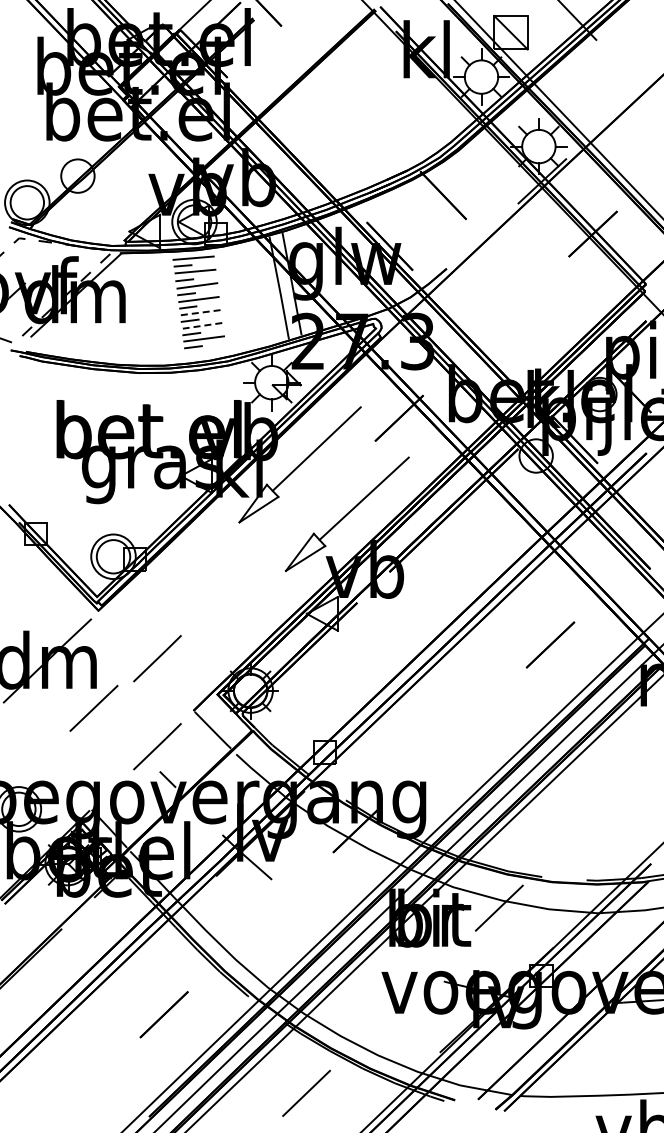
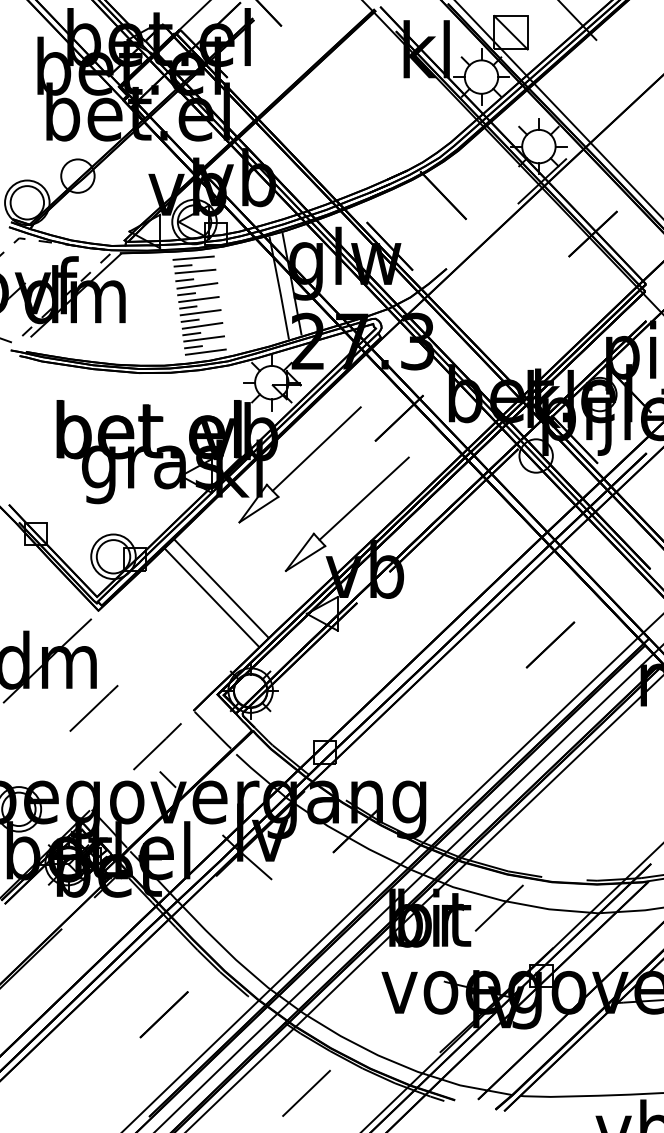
line: dashed -> solid (200, 312)
line: dashed -> solid (202, 325)
line: none -> present (205, 351)
line: none -> present (221, 588)
line: none -> present (211, 597)
line: present -> none (157, 658)
